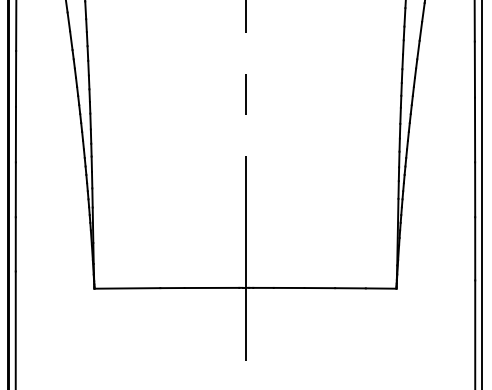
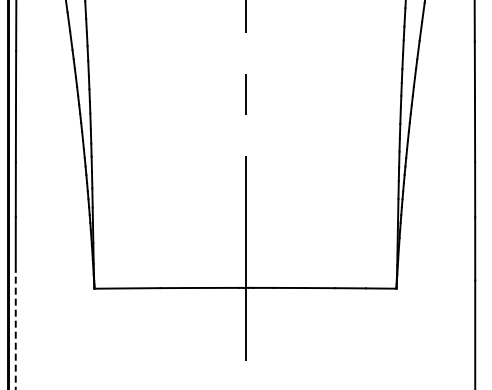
line: present -> none (481, 194)
line: solid -> dashed (15, 330)
